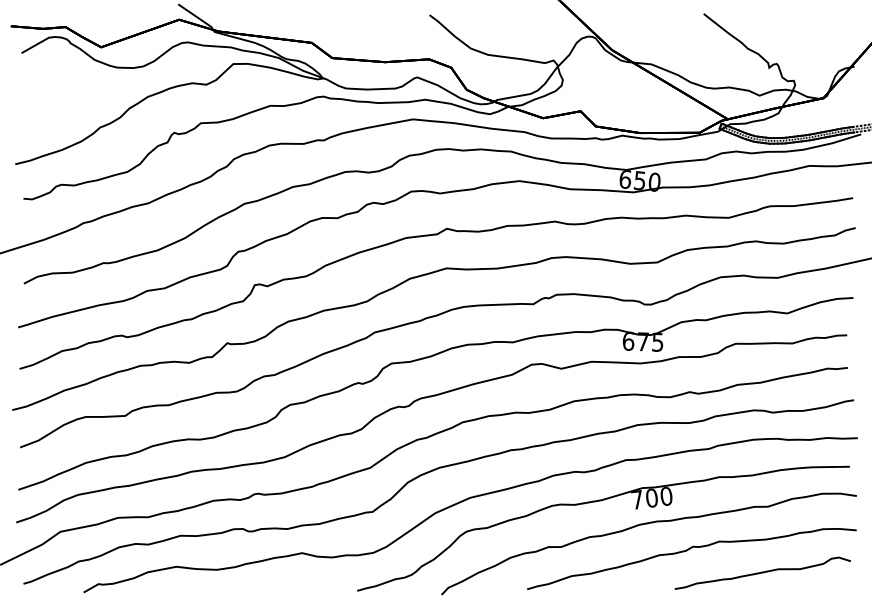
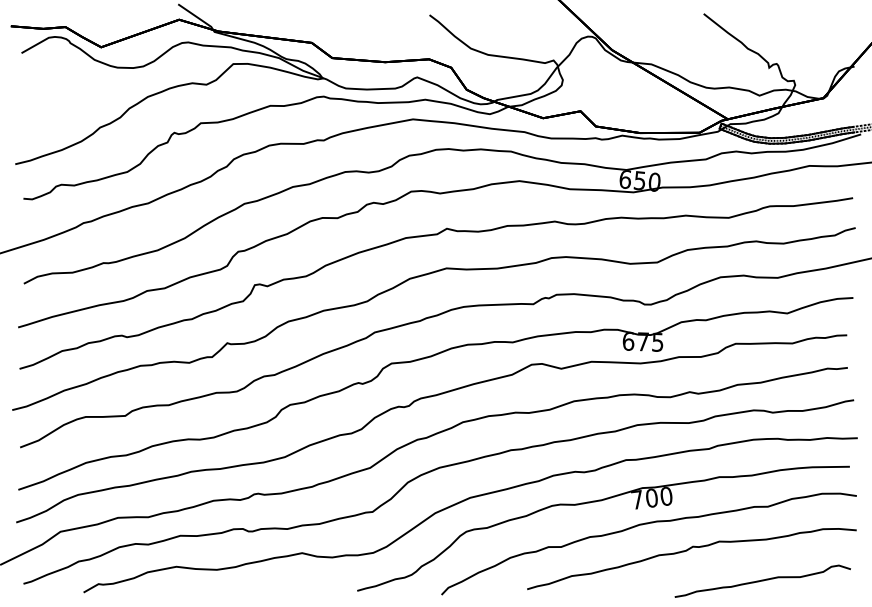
part position: (762, 572) -> (762, 580) (762, 580)
